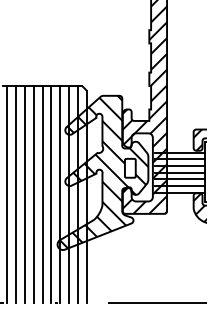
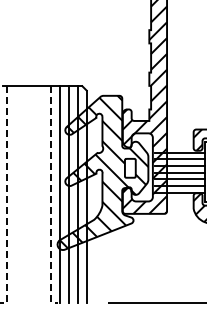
line: solid -> dashed (7, 194)
line: present -> none (15, 194)
line: present -> none (24, 194)
line: present -> none (33, 194)
line: present -> none (42, 194)
line: solid -> dashed (51, 194)
